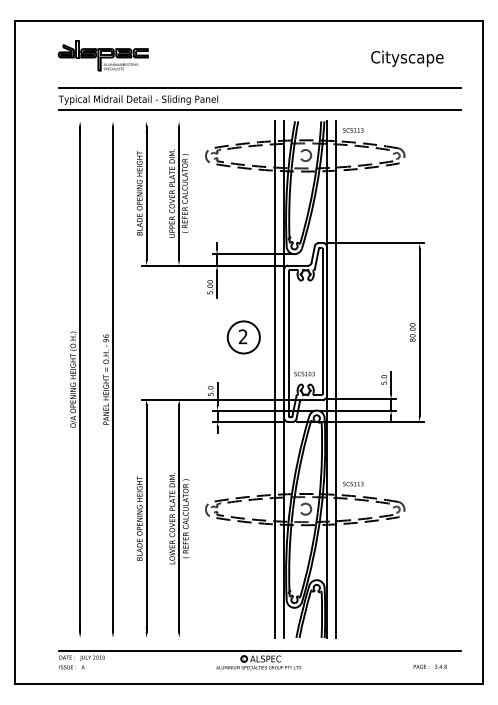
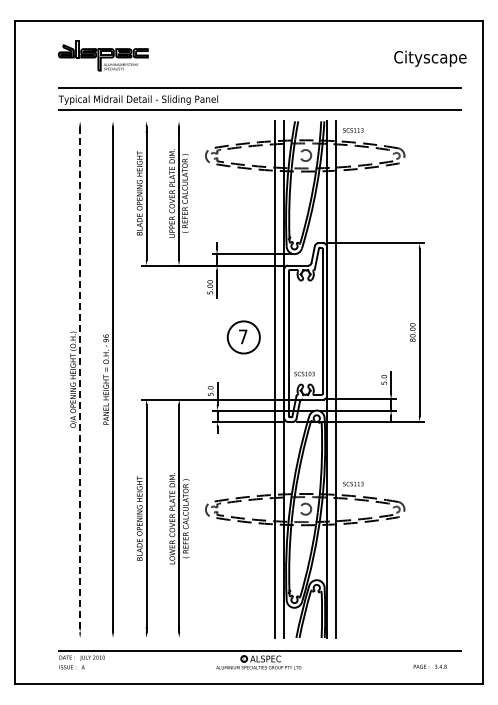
text position: (407, 58) -> (430, 58) (430, 58)
text: 2 -> 7 (243, 336)
line: solid -> dashed (80, 379)
